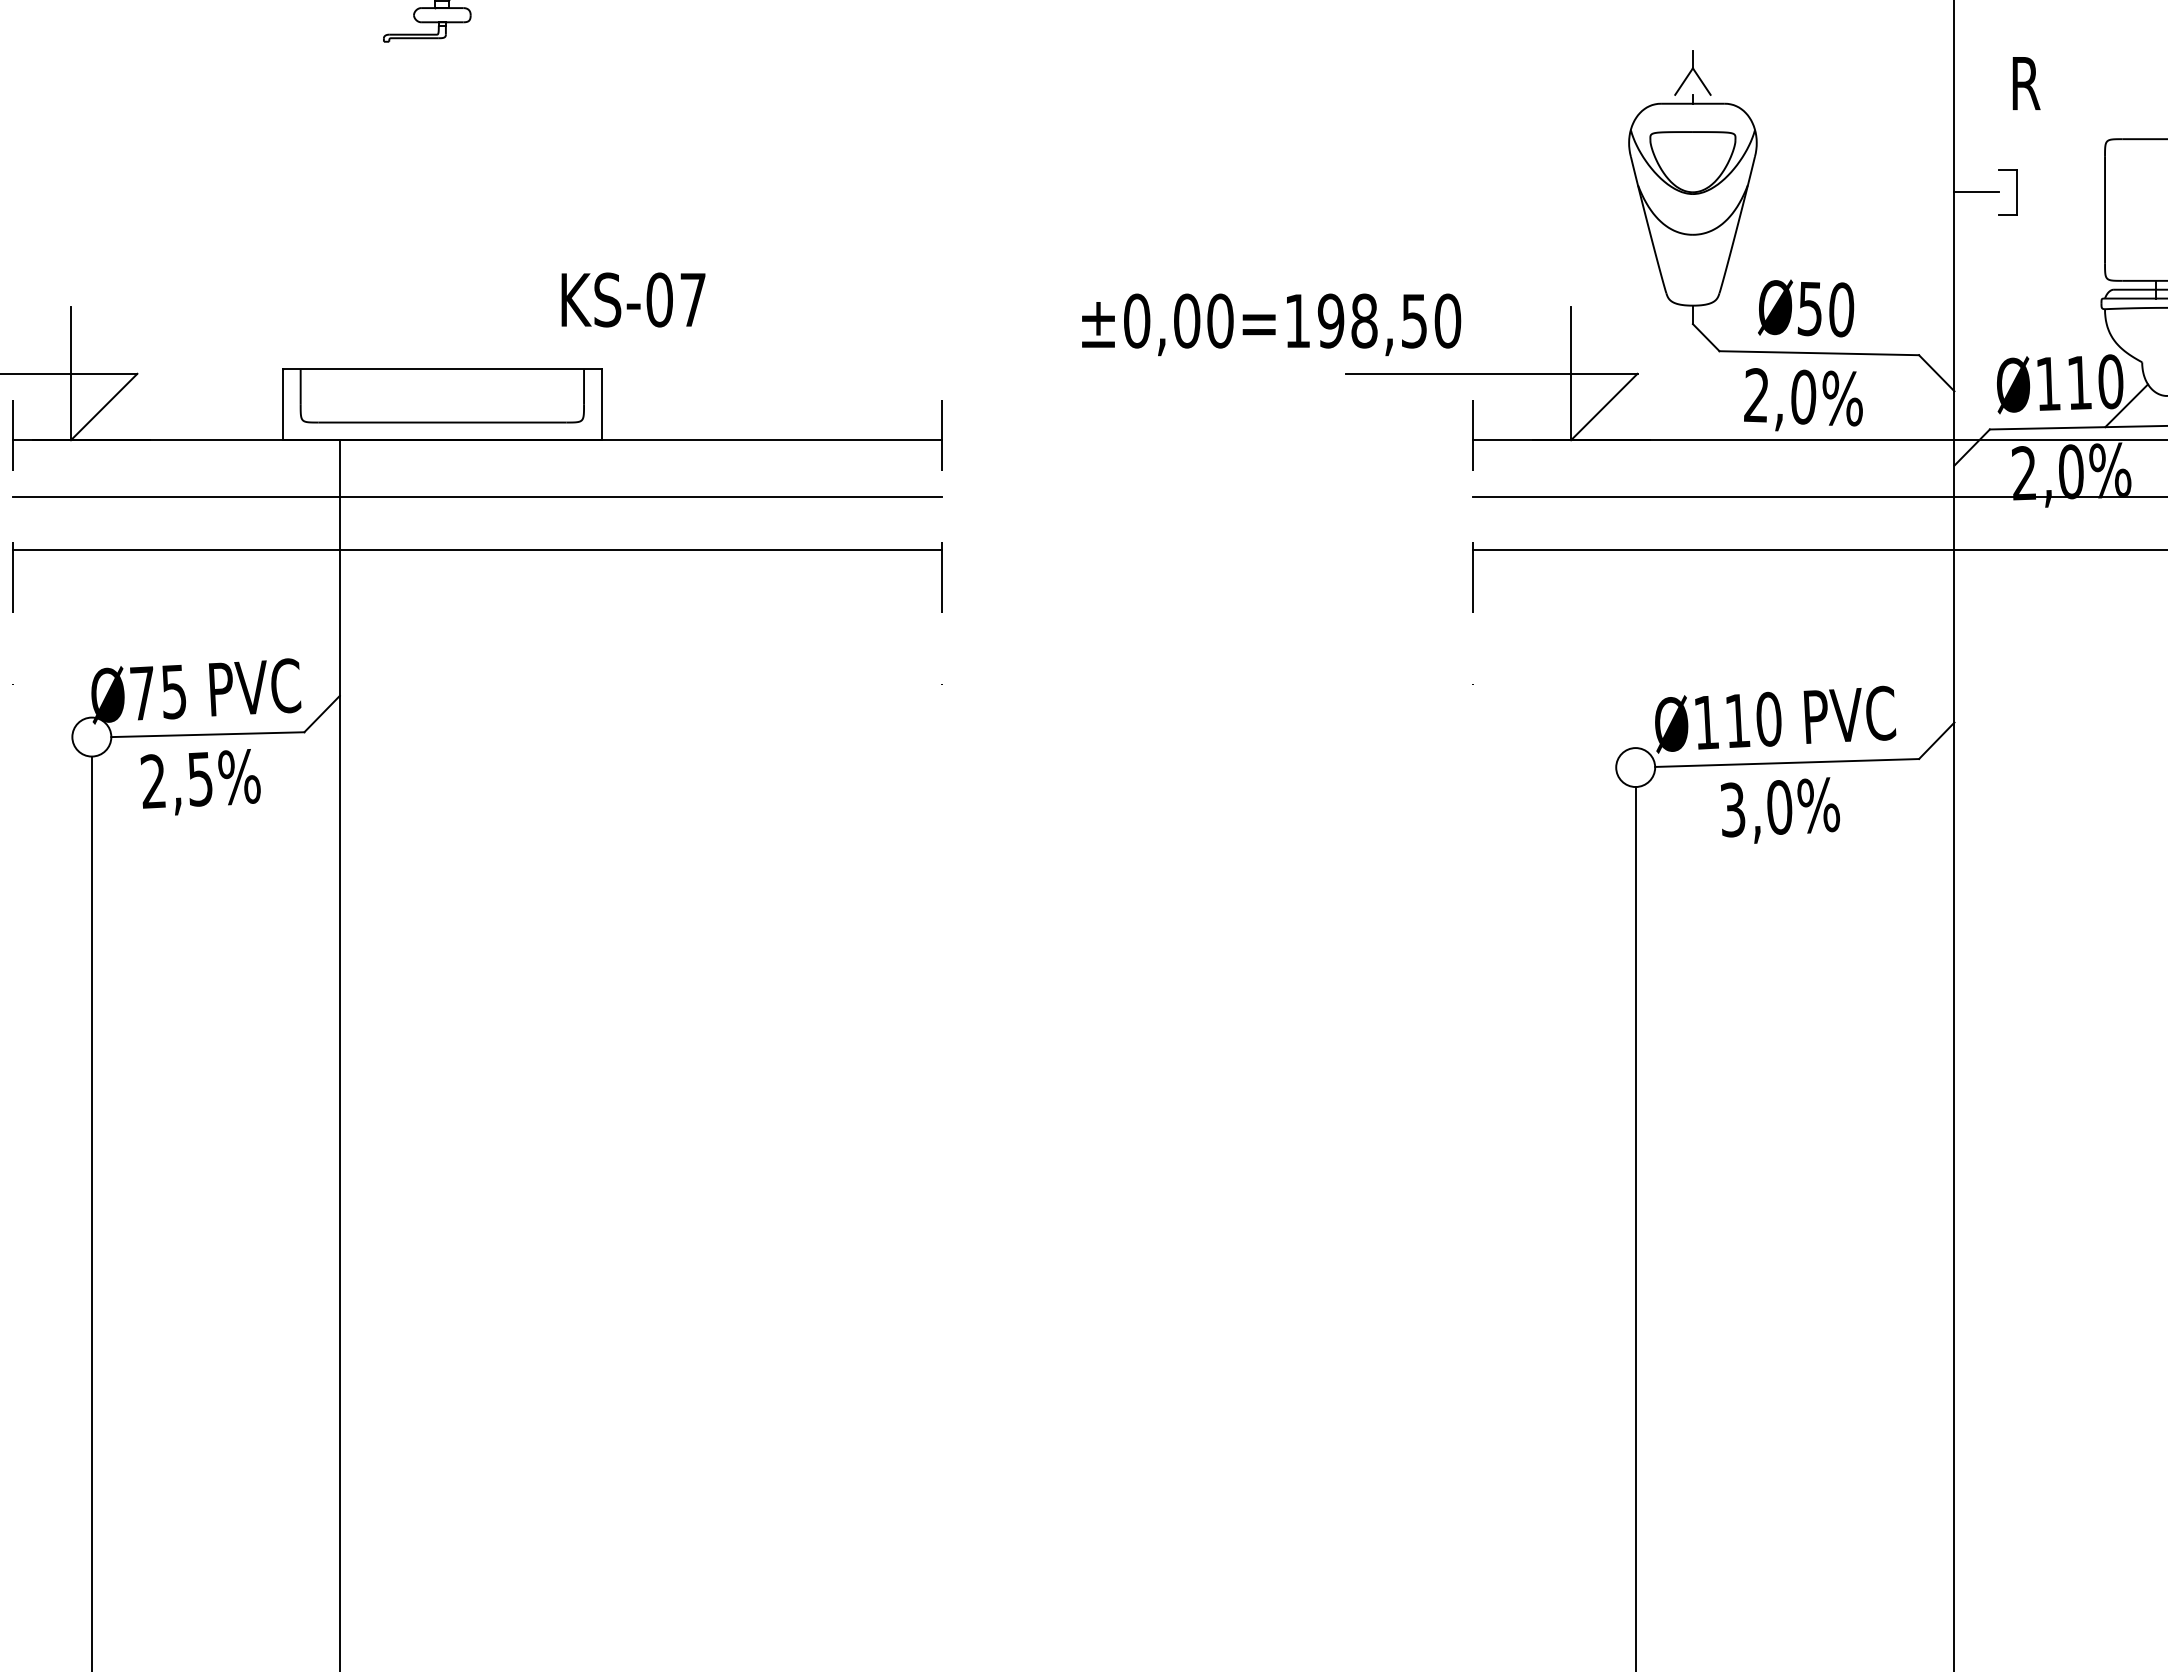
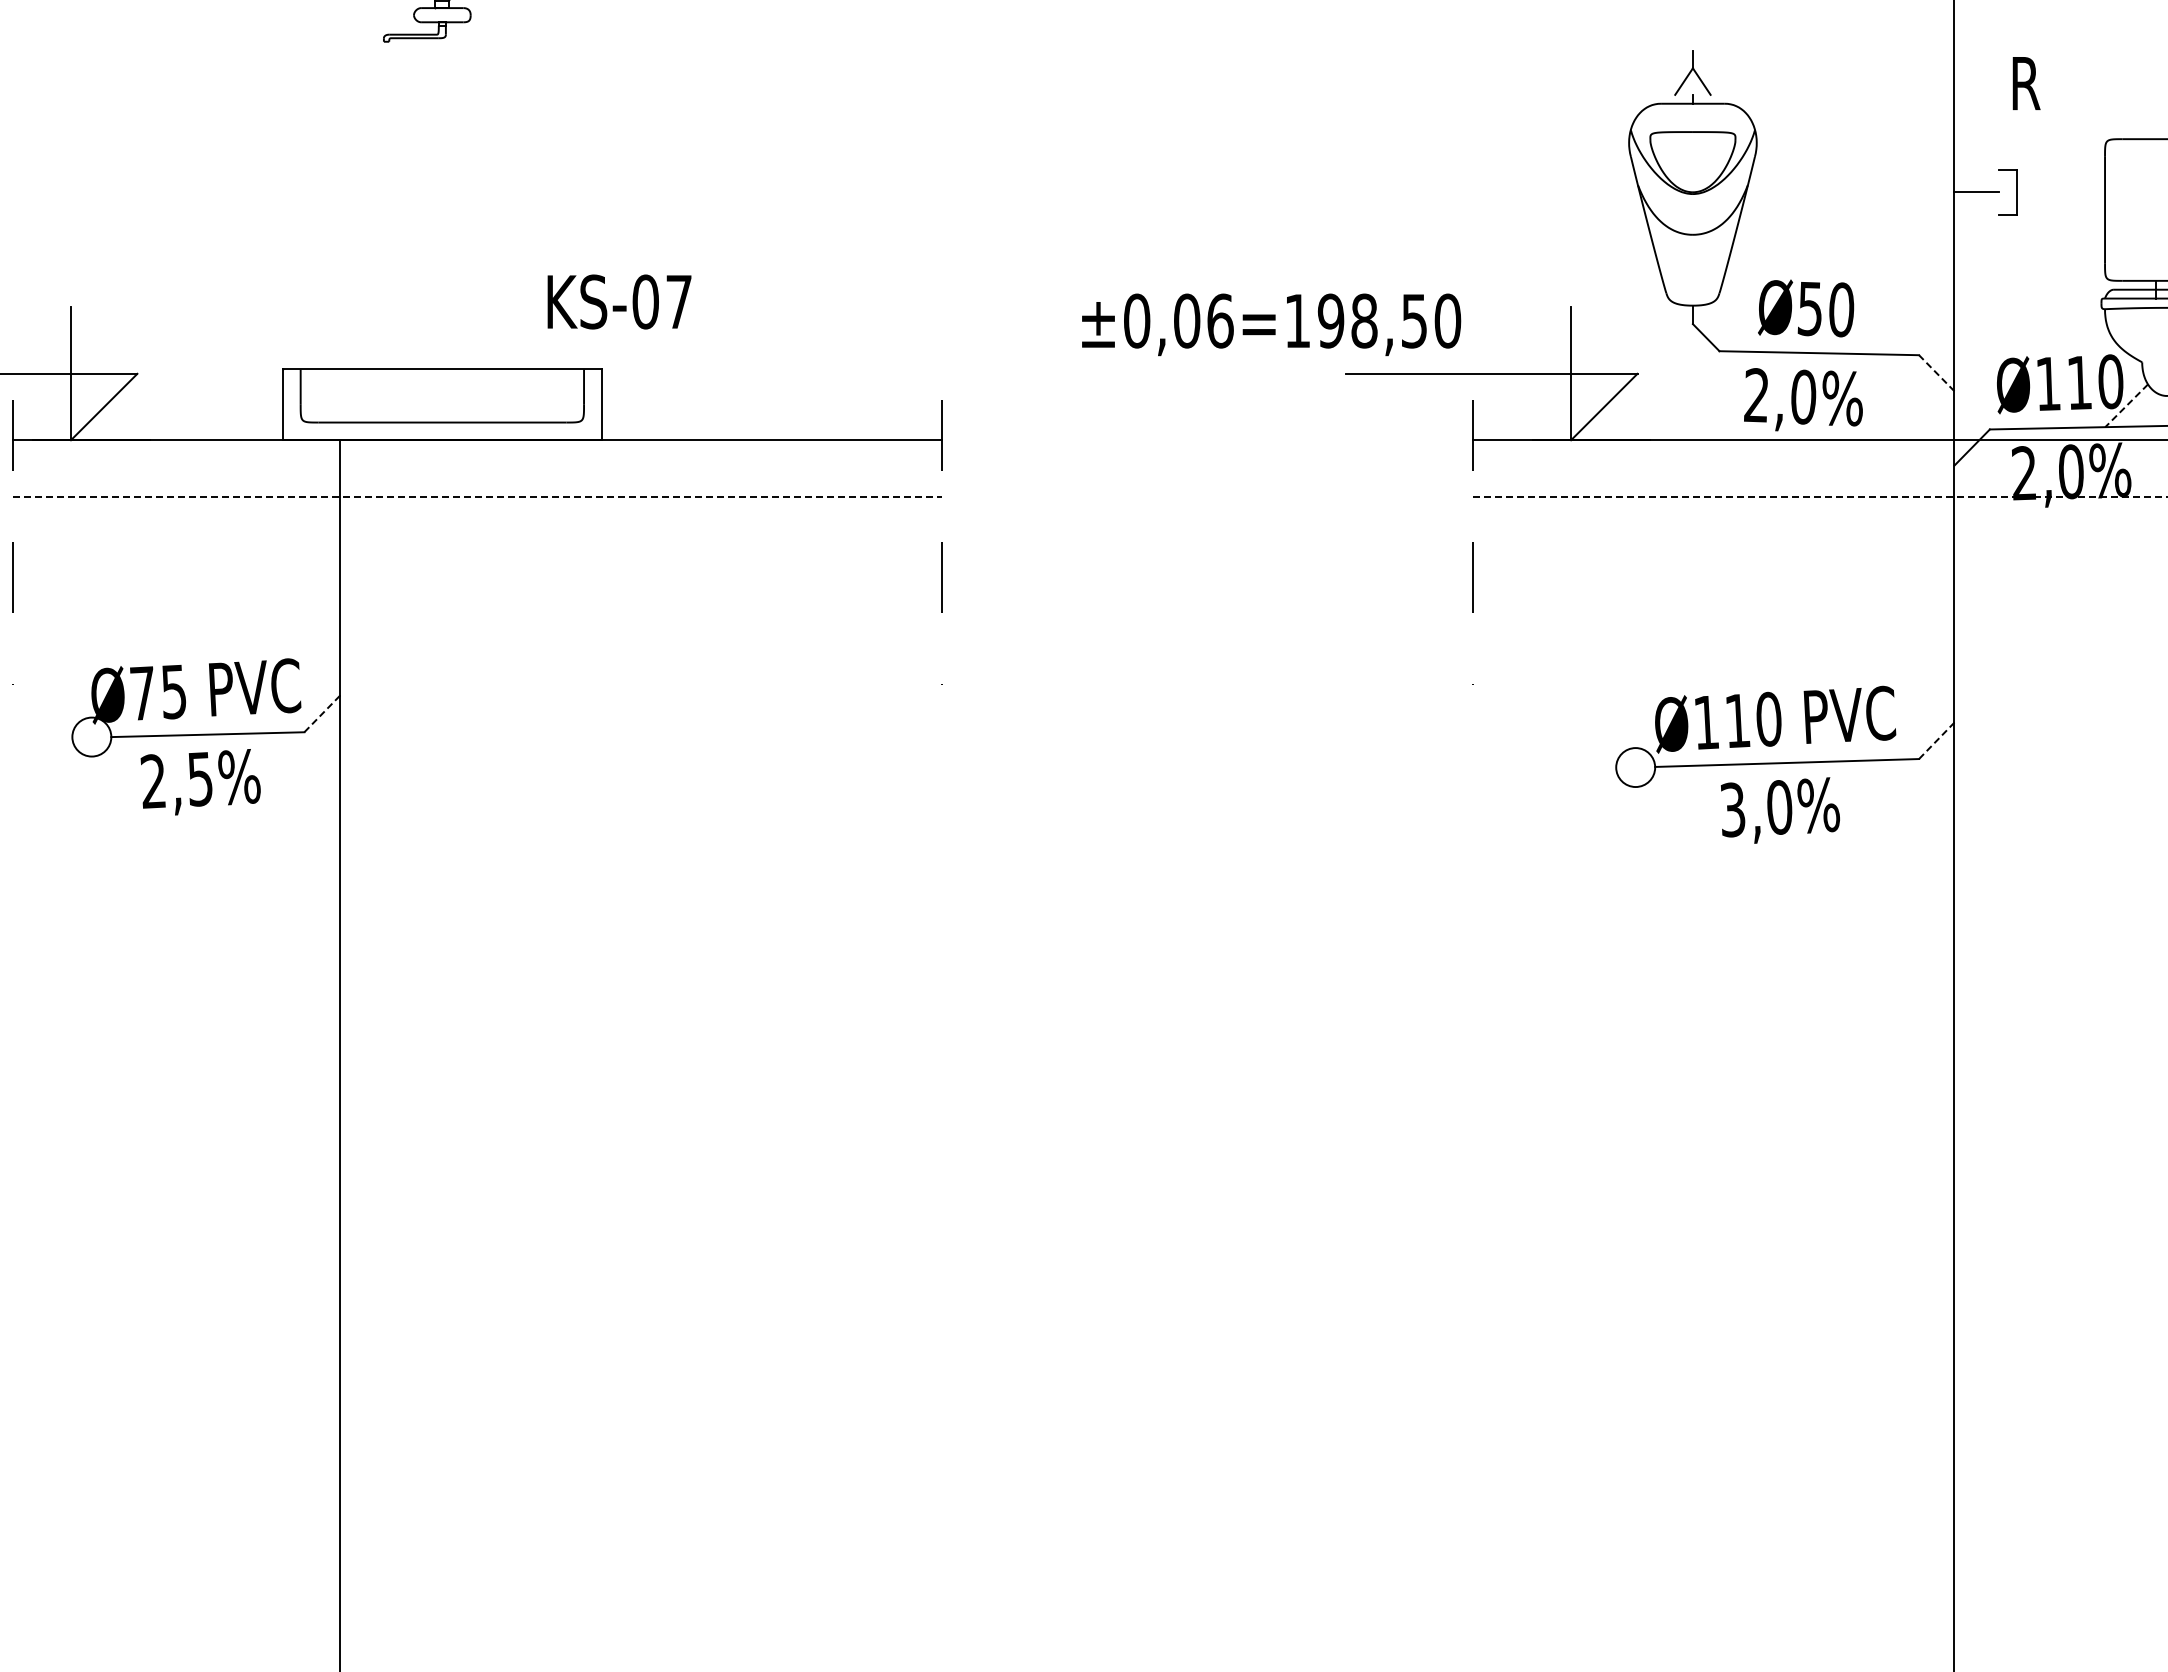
text position: (633, 299) -> (619, 301) (619, 301)
text: ±0,00=198,50 -> ±0,06=198,50 (1220, 320)
line: solid -> dashed (1936, 372)
line: solid -> dashed (2126, 406)
line: solid -> dashed (477, 496)
line: solid -> dashed (1820, 496)
line: present -> none (476, 550)
line: present -> none (1818, 550)
line: solid -> dashed (322, 713)
line: solid -> dashed (1937, 740)
line: present -> none (91, 1212)
line: present -> none (1635, 1227)
